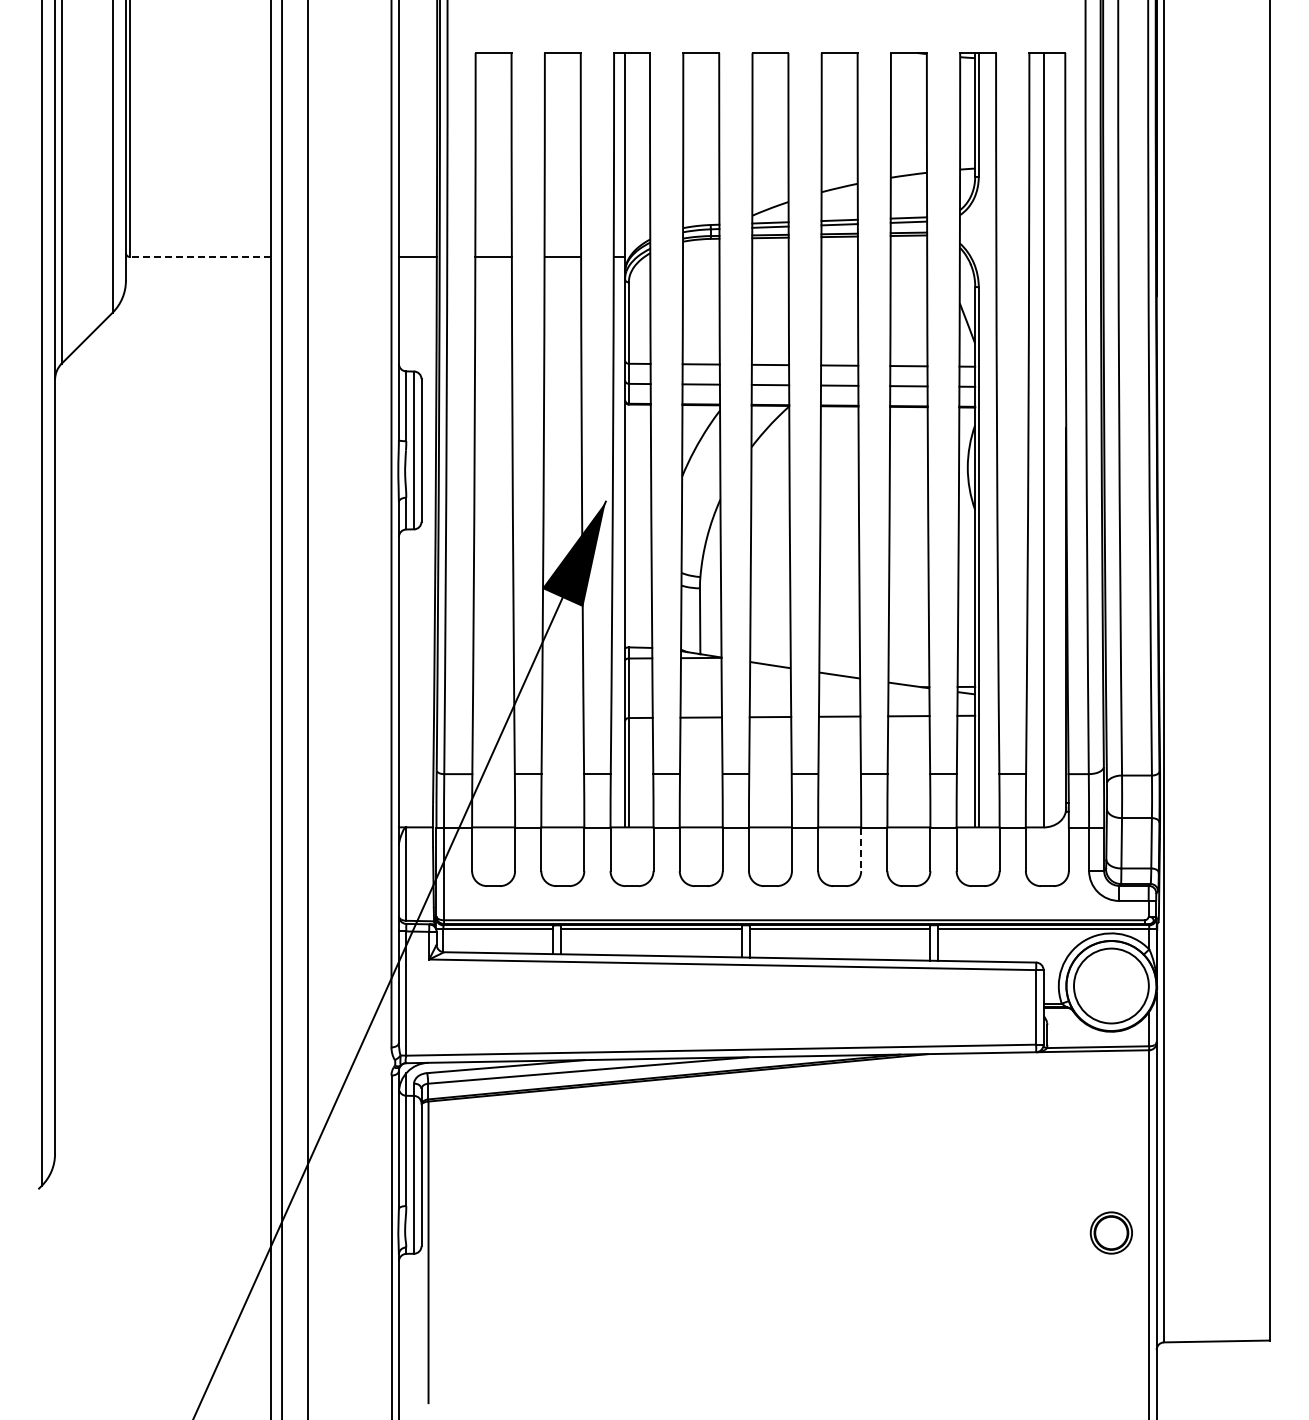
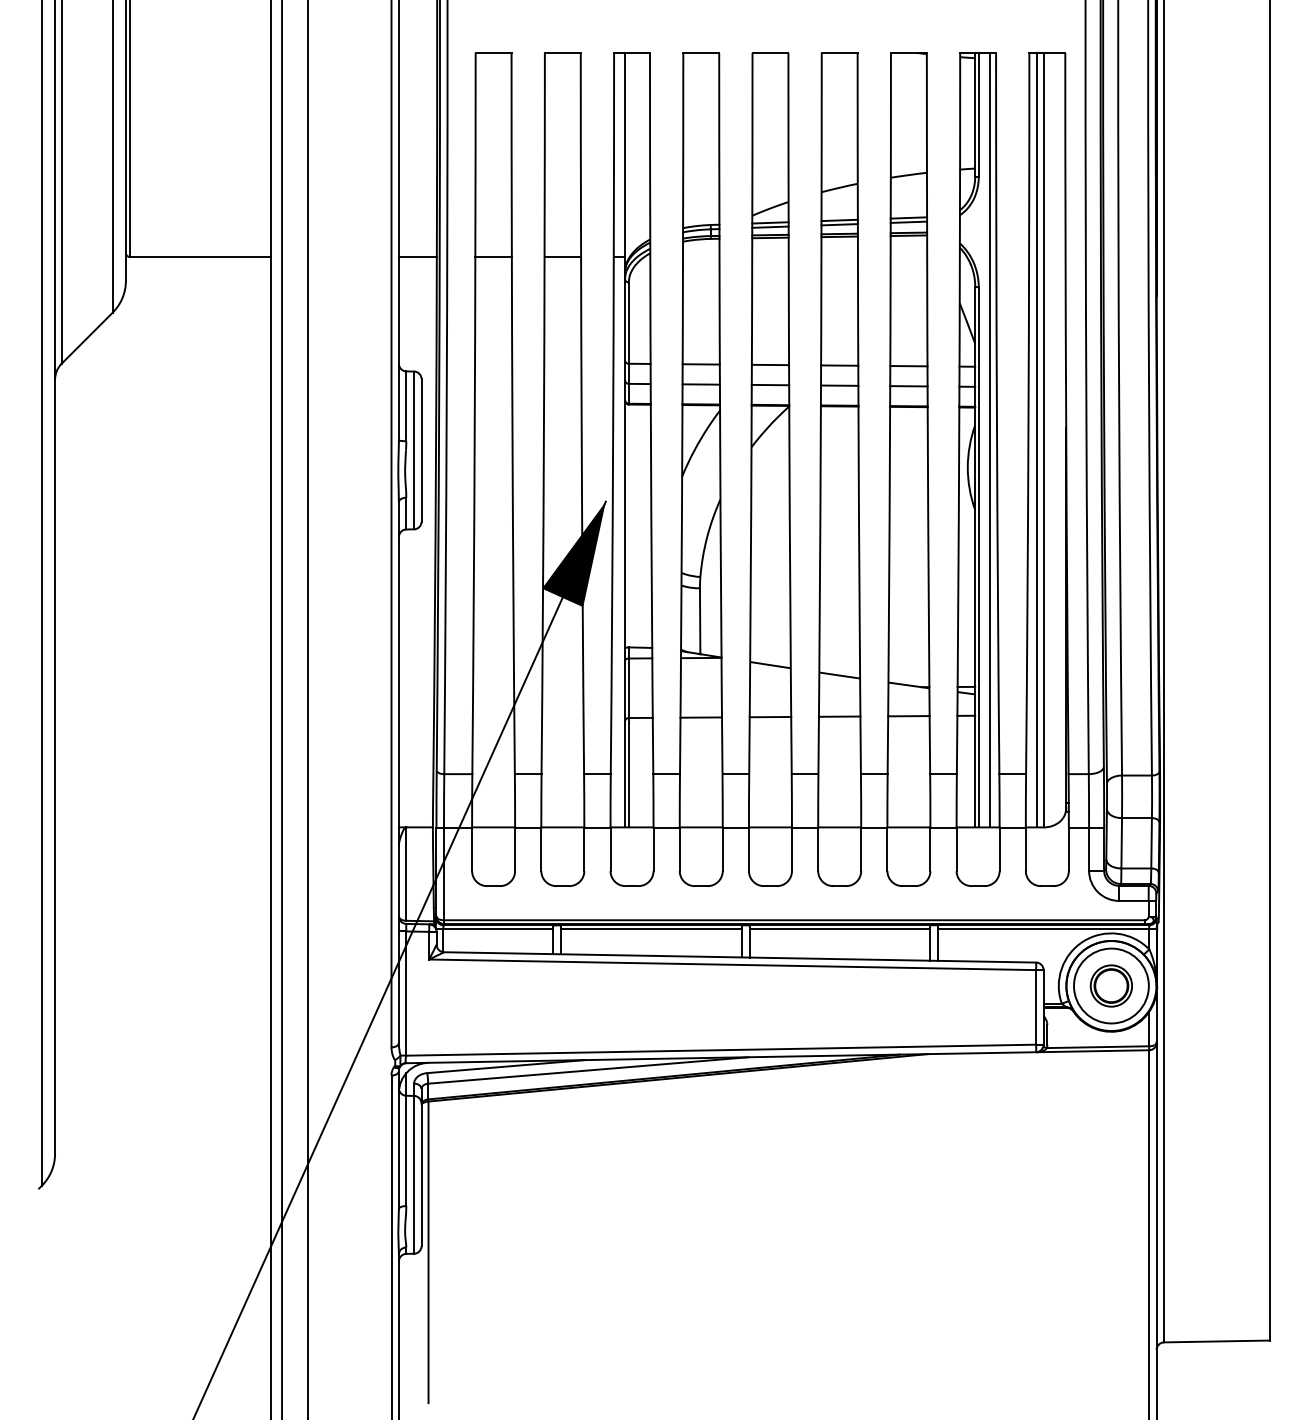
line: dashed -> solid (199, 256)
line: none -> present (989, 439)
line: none -> present (1036, 439)
line: dashed -> solid (861, 850)
part position: (1110, 1232) -> (1110, 985) (1110, 985)
